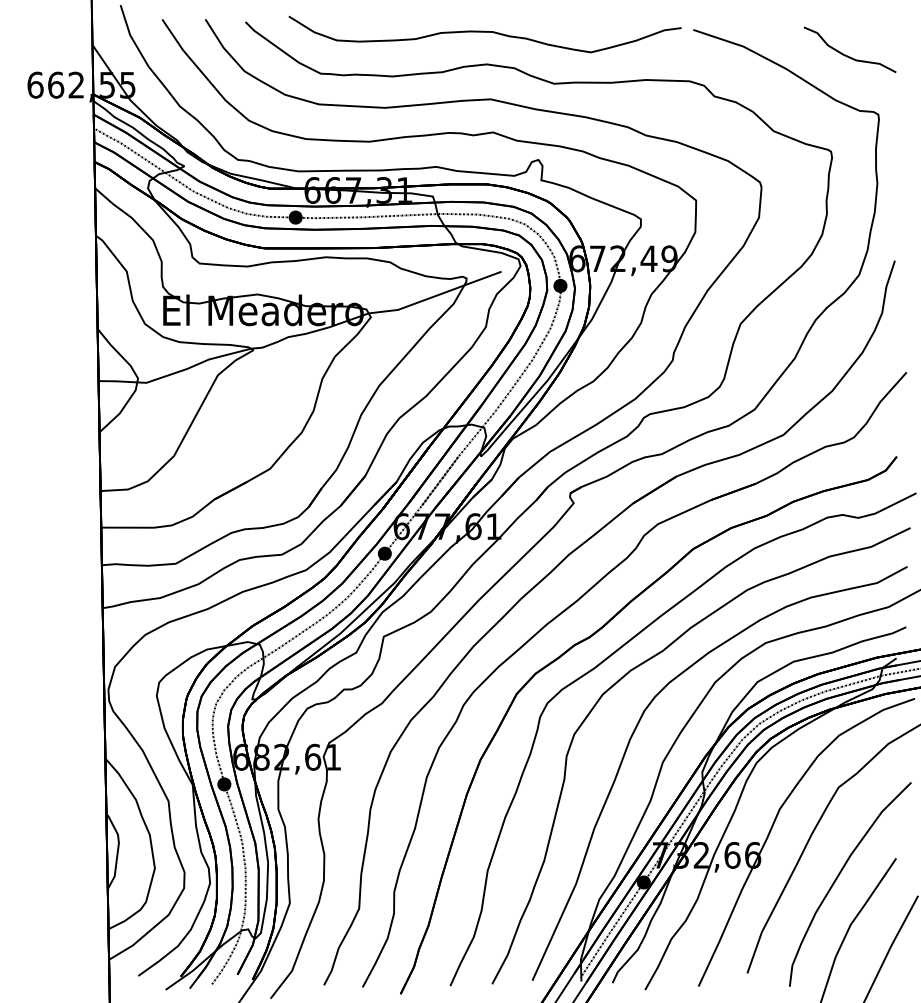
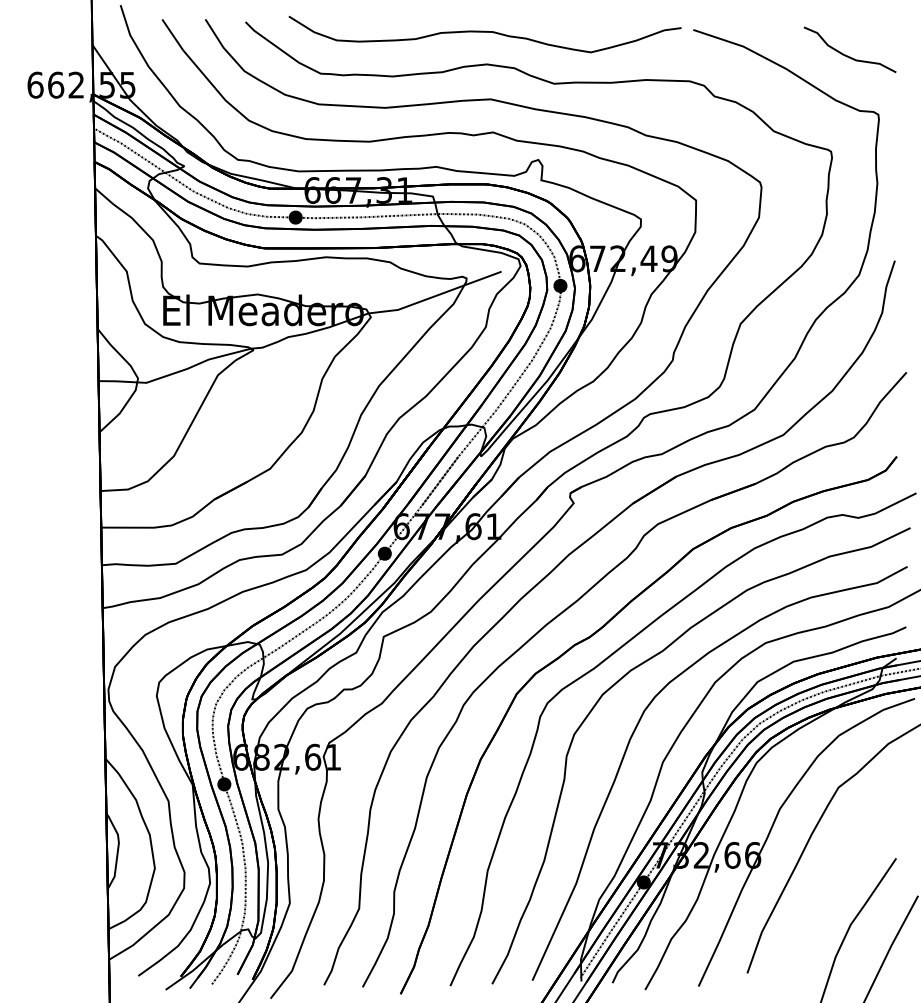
part: present -> none (838, 877)
